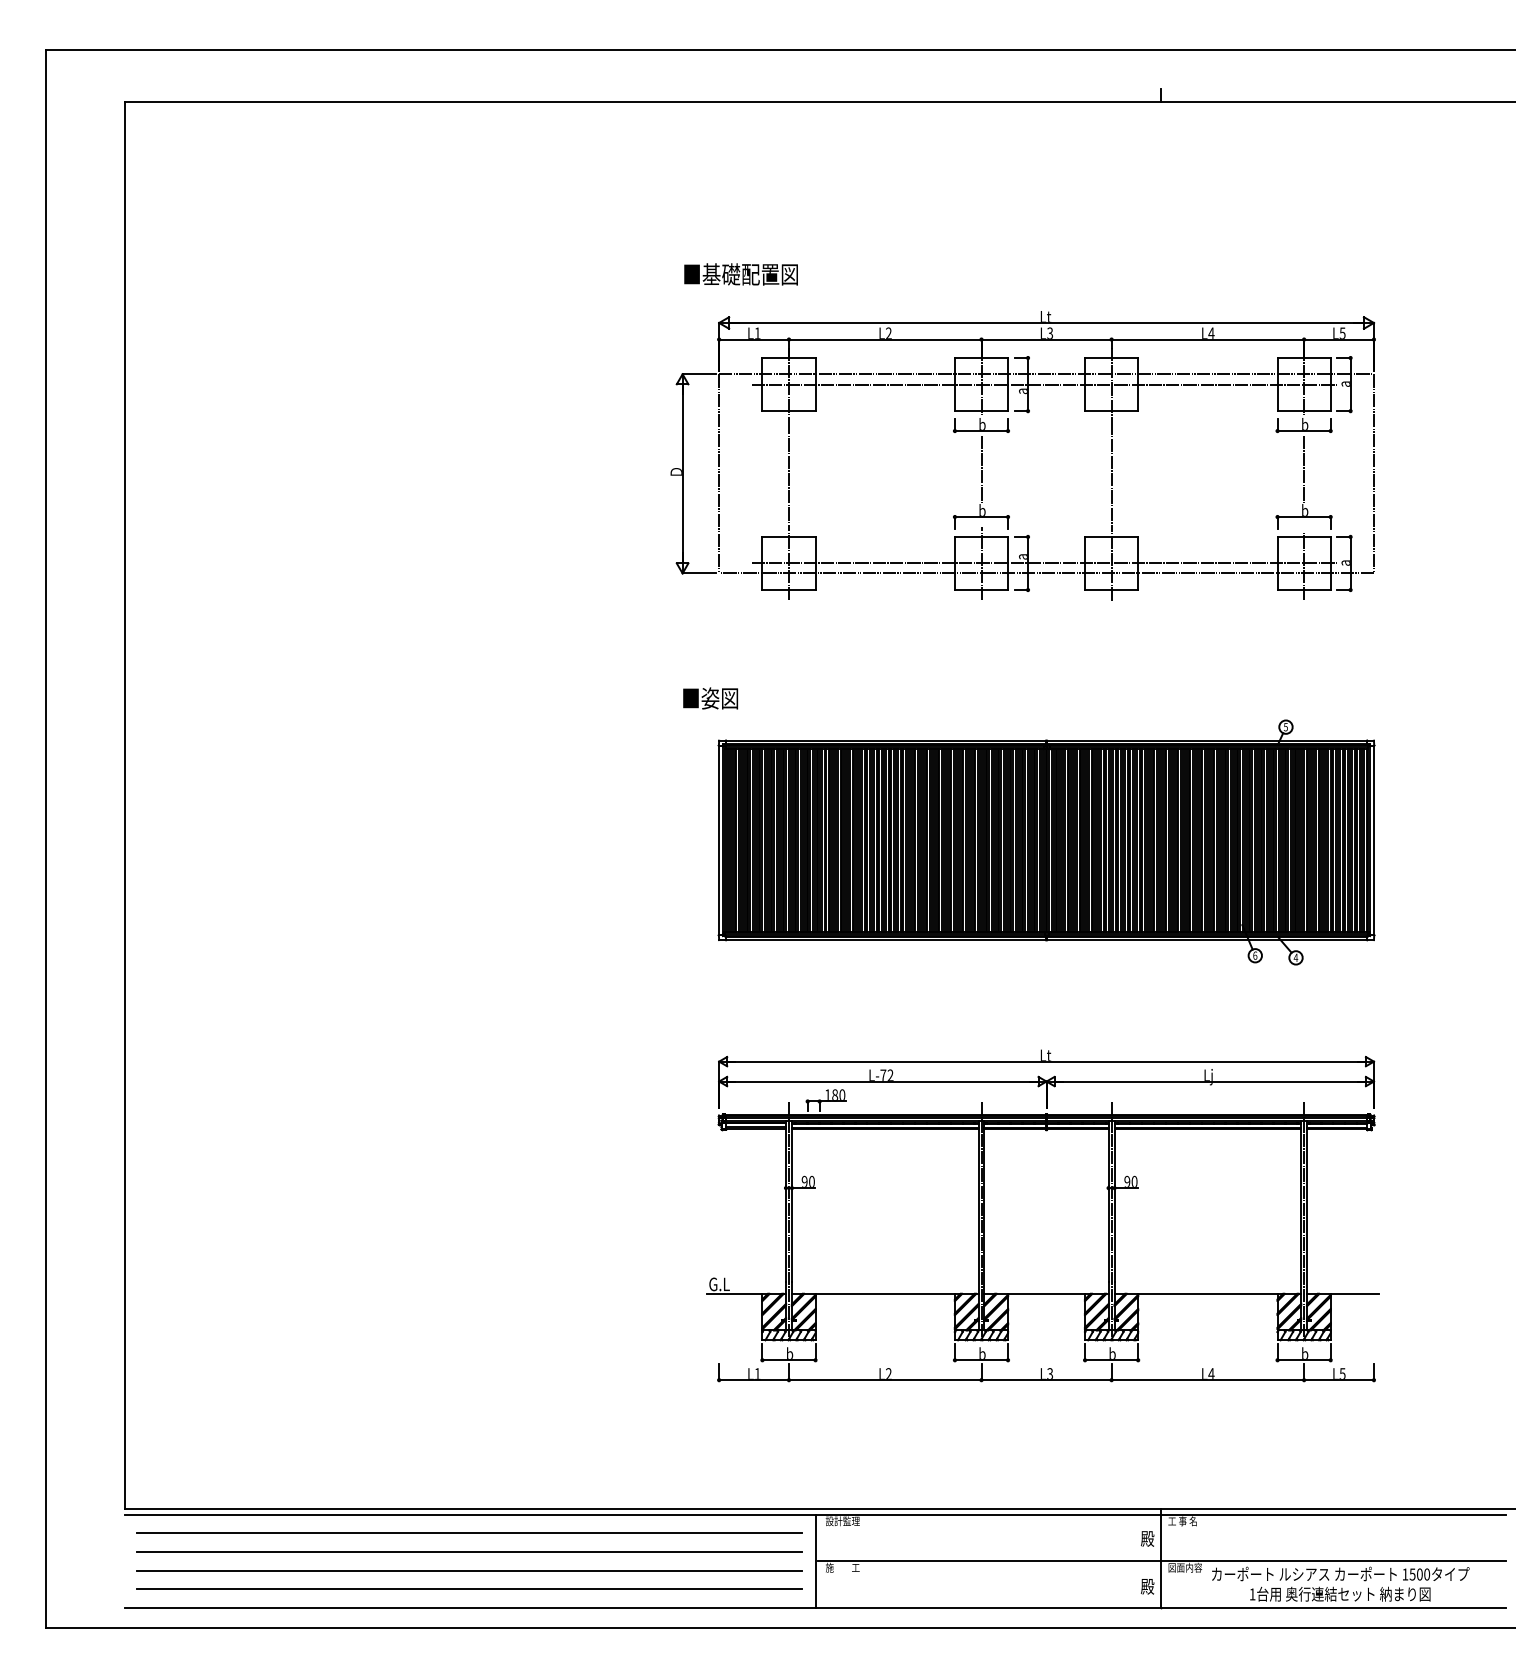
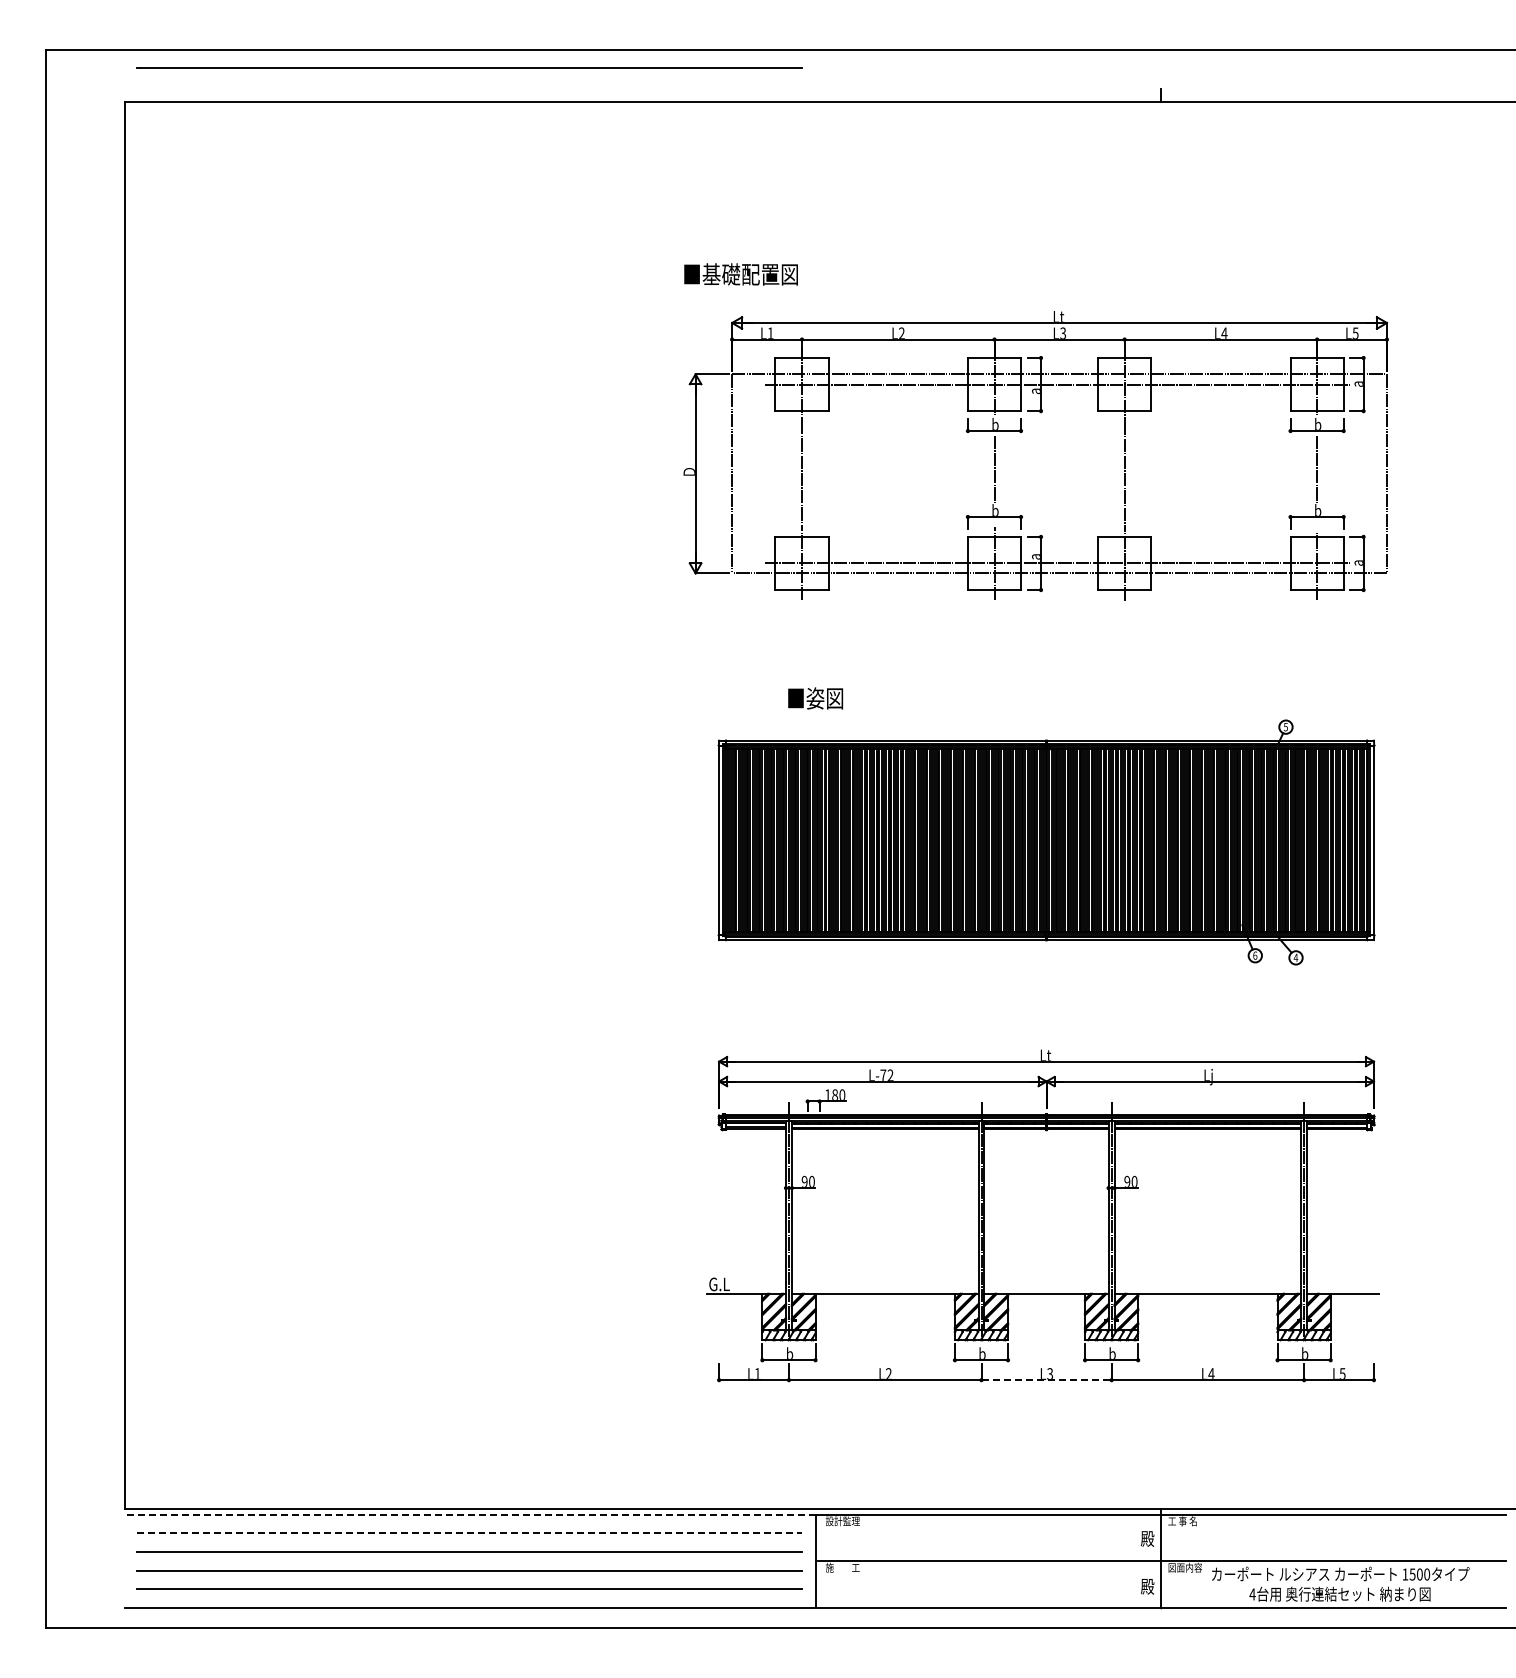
line: none -> present (469, 67)
part position: (1009, 432) -> (1022, 432) (1022, 432)
text position: (710, 698) -> (815, 698) (815, 698)
line: solid -> dashed (1047, 1380)
line: solid -> dashed (469, 1514)
line: solid -> dashed (469, 1533)
text: 1 -> 4 (1252, 1594)
